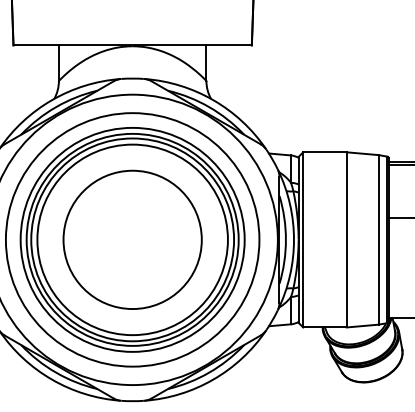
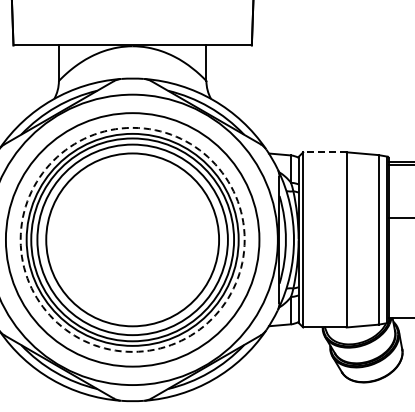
line: solid -> dashed (324, 152)
circle diameter: 138 px -> 173 px (132, 239)
circle: solid -> dashed (132, 239)
